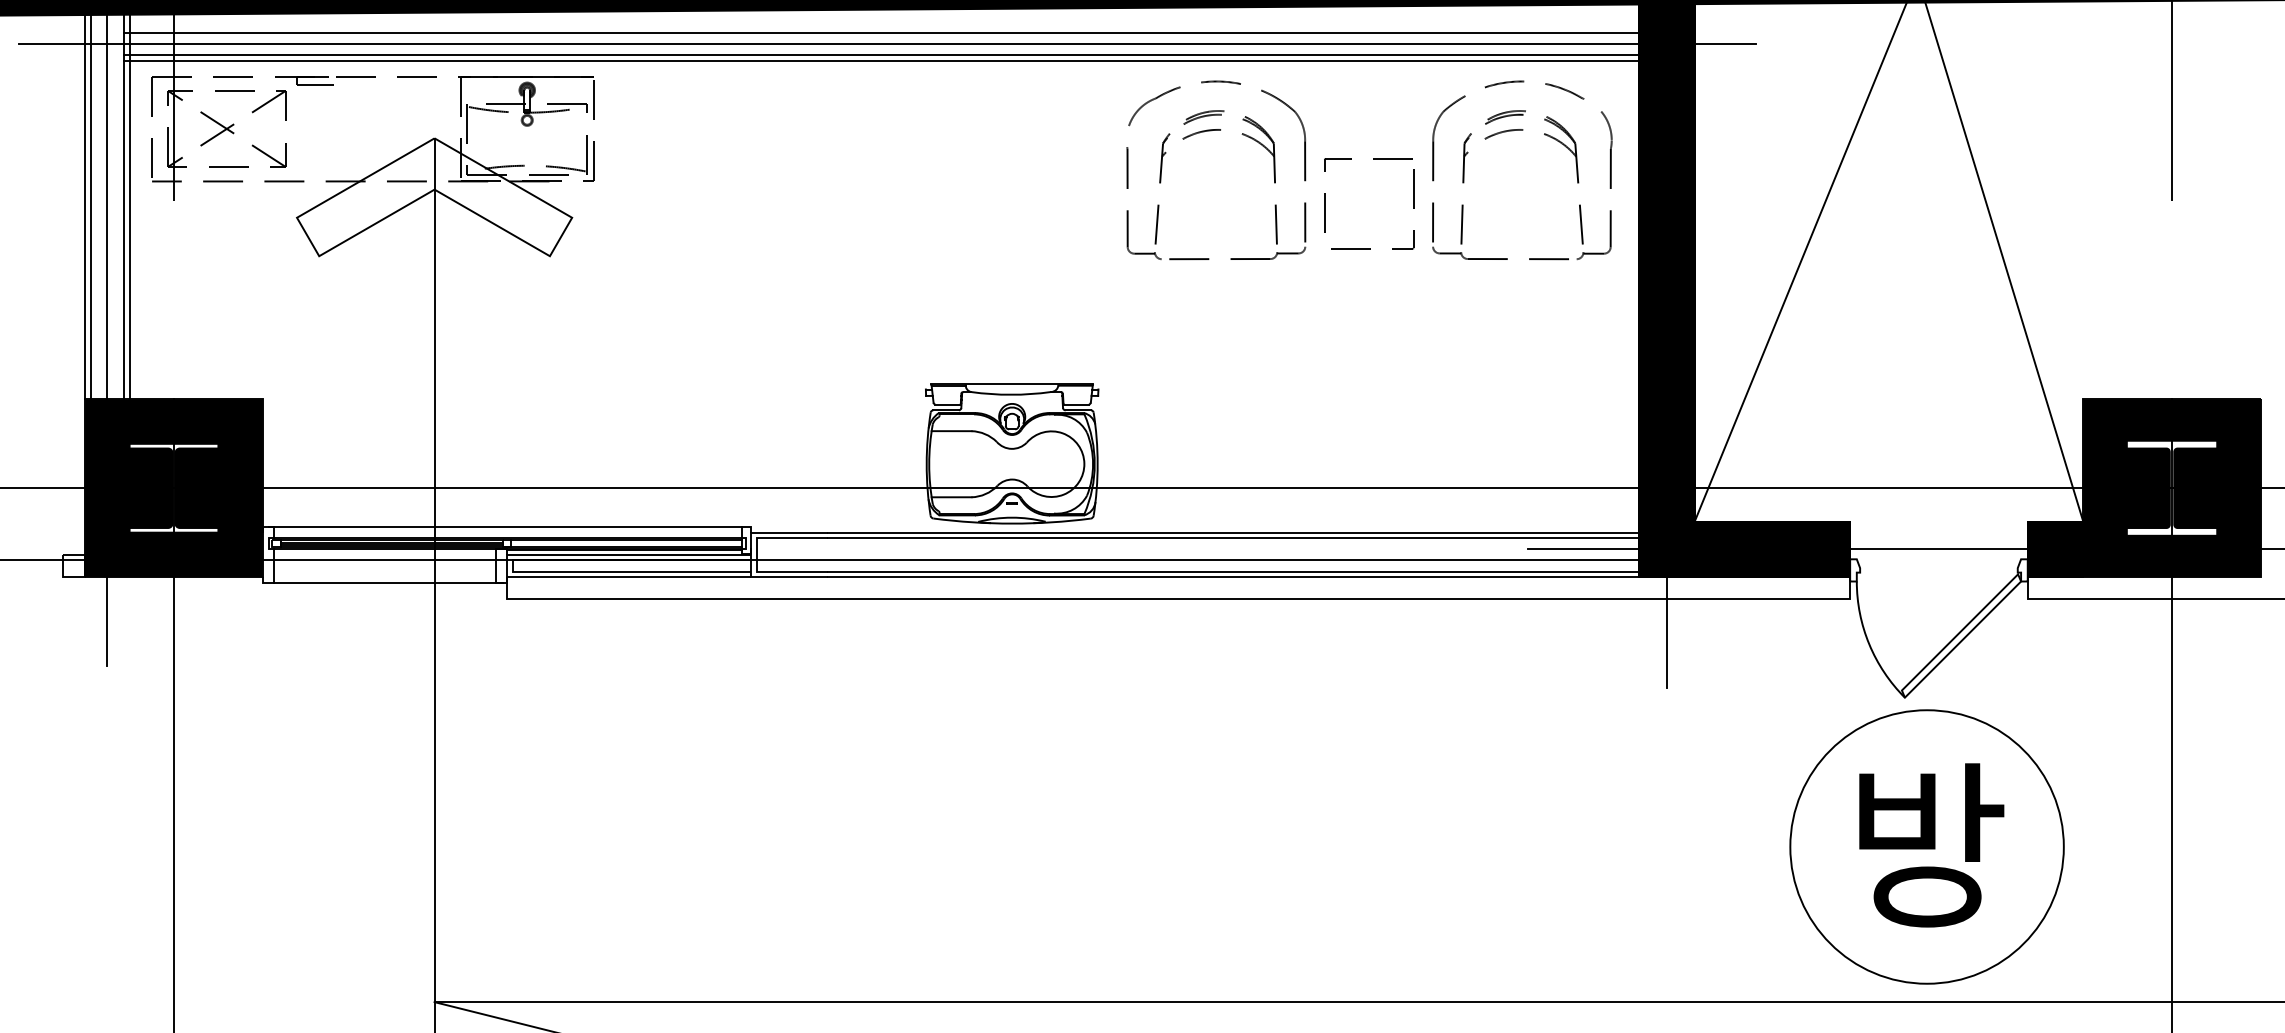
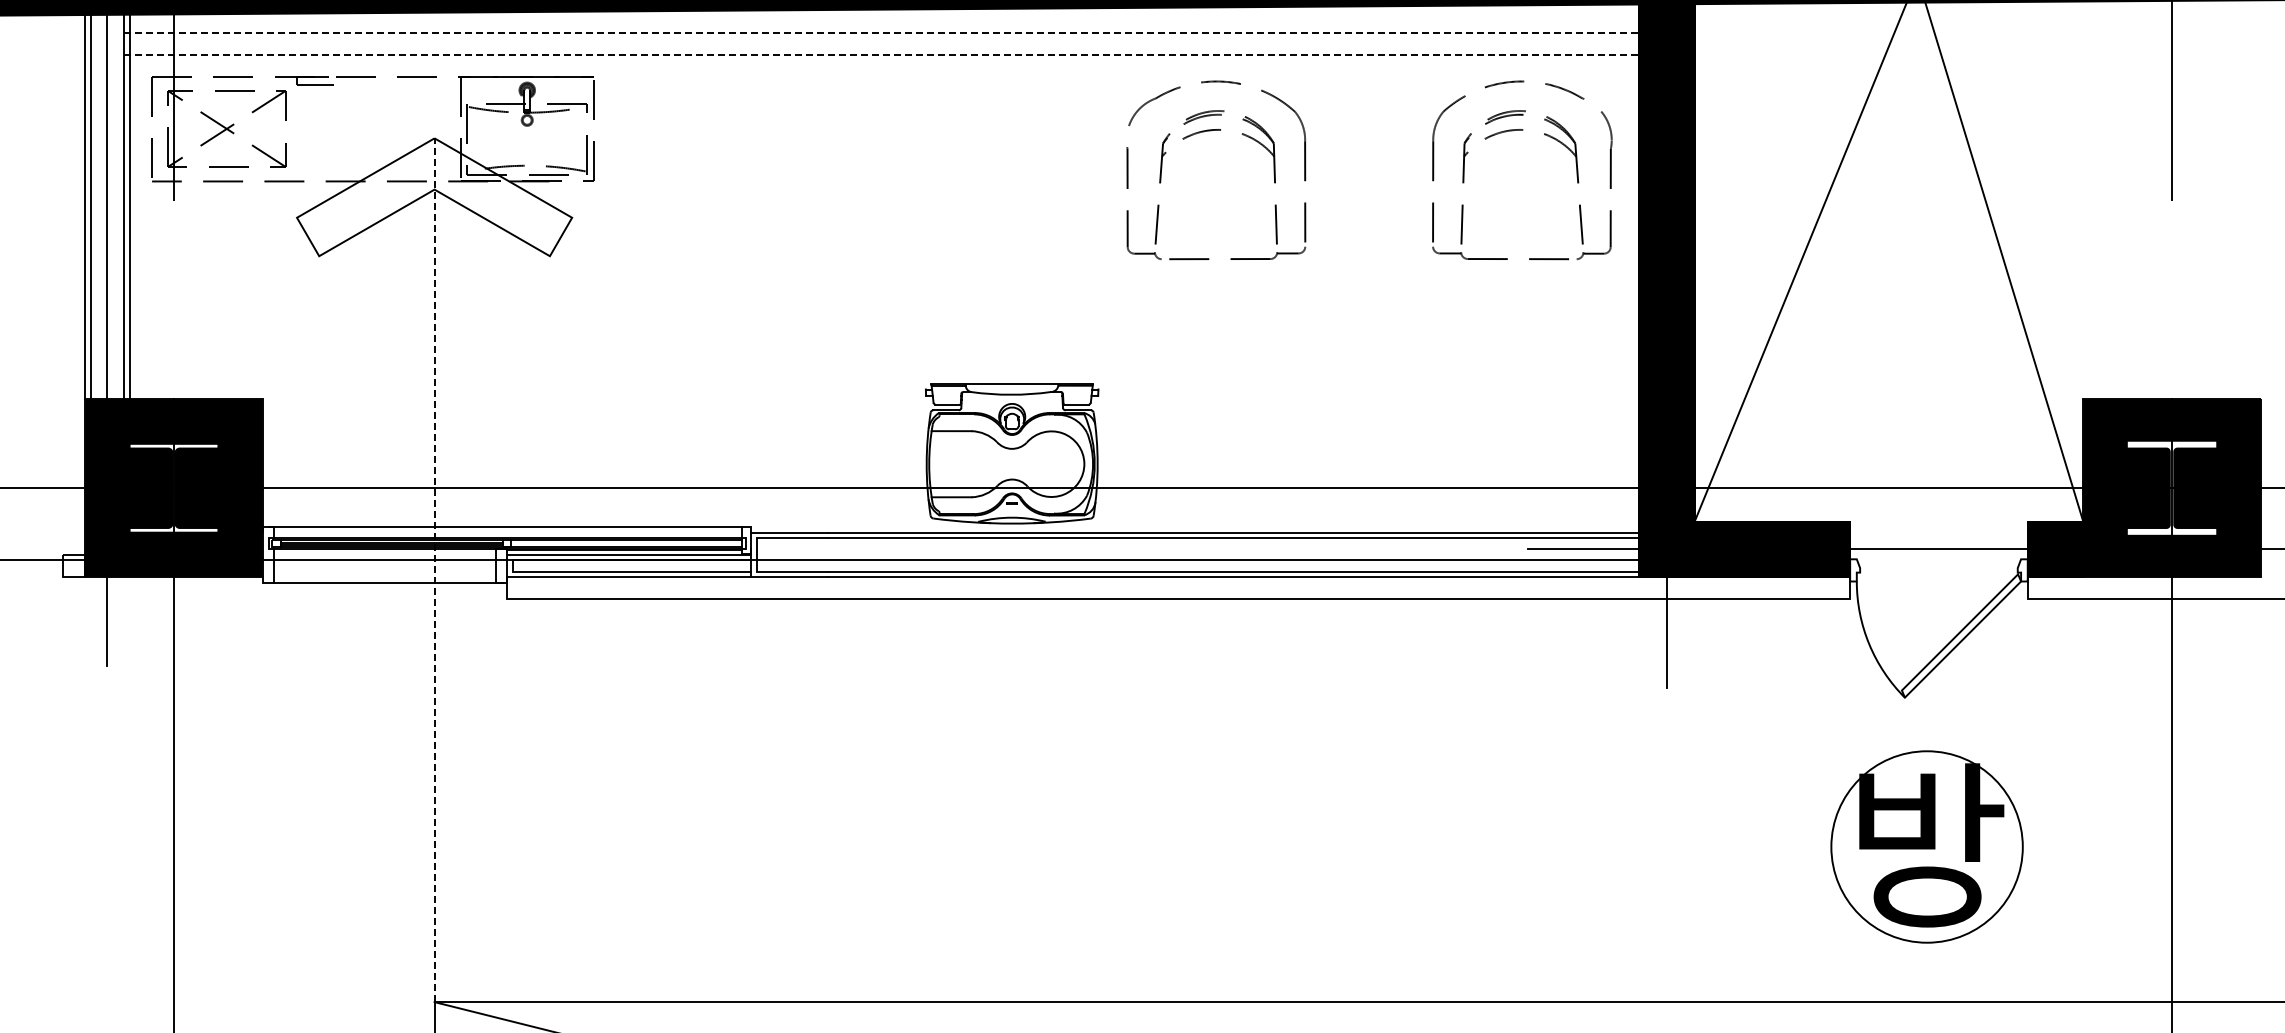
line: solid -> dashed (881, 33)
line: present -> none (886, 44)
line: solid -> dashed (881, 55)
line: present -> none (881, 60)
part: present -> none (1325, 203)
line: solid -> dashed (434, 570)
circle diameter: 274 px -> 191 px (1926, 846)
